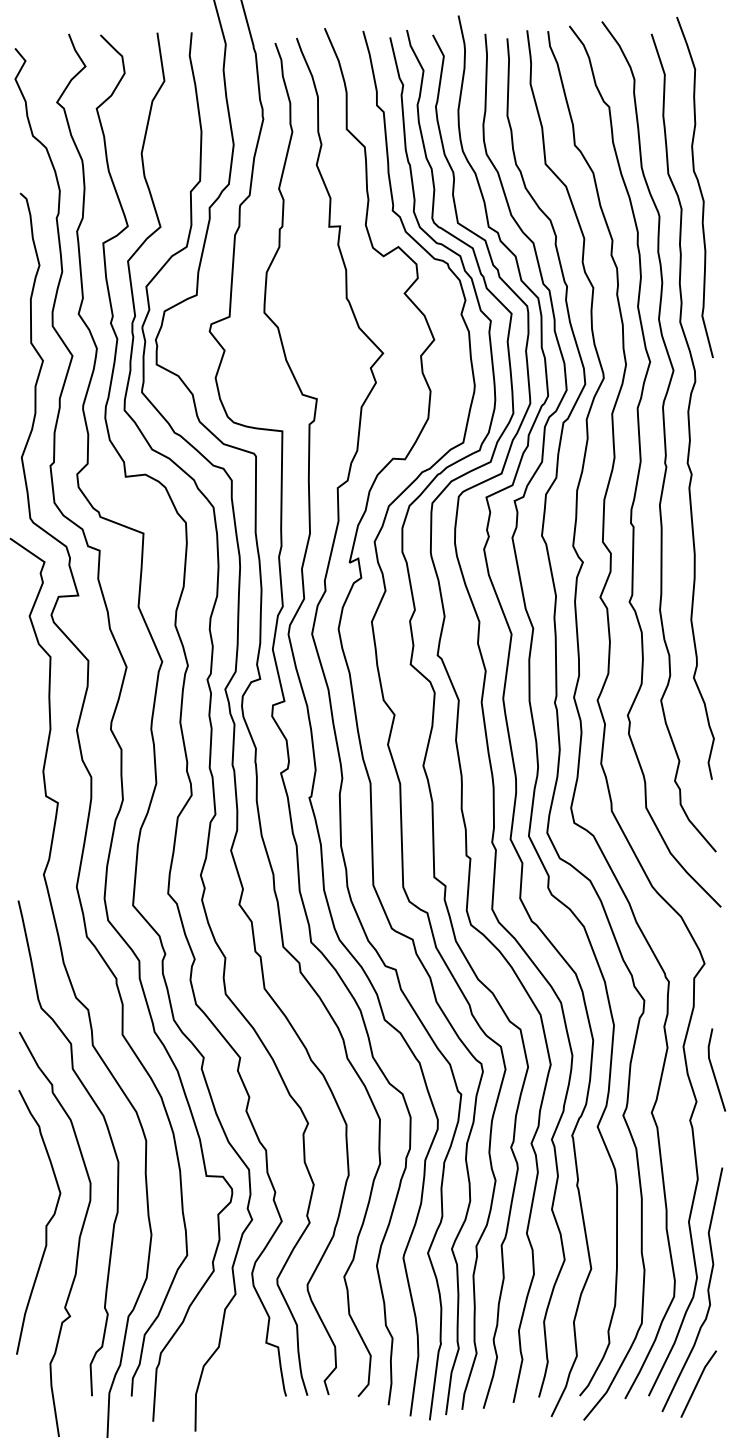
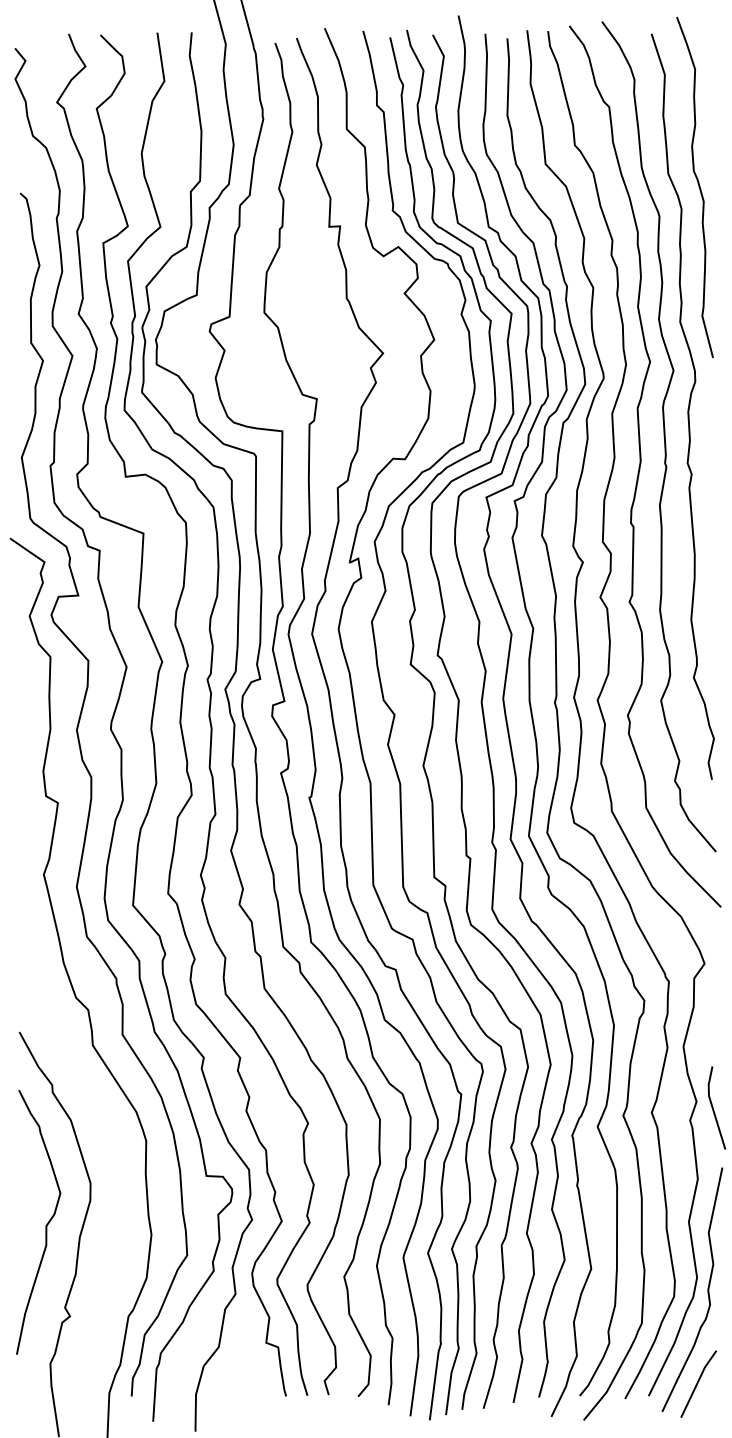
line position: (714, 1071) -> (714, 1109) (714, 1109)
curve: present -> none (108, 1134)
